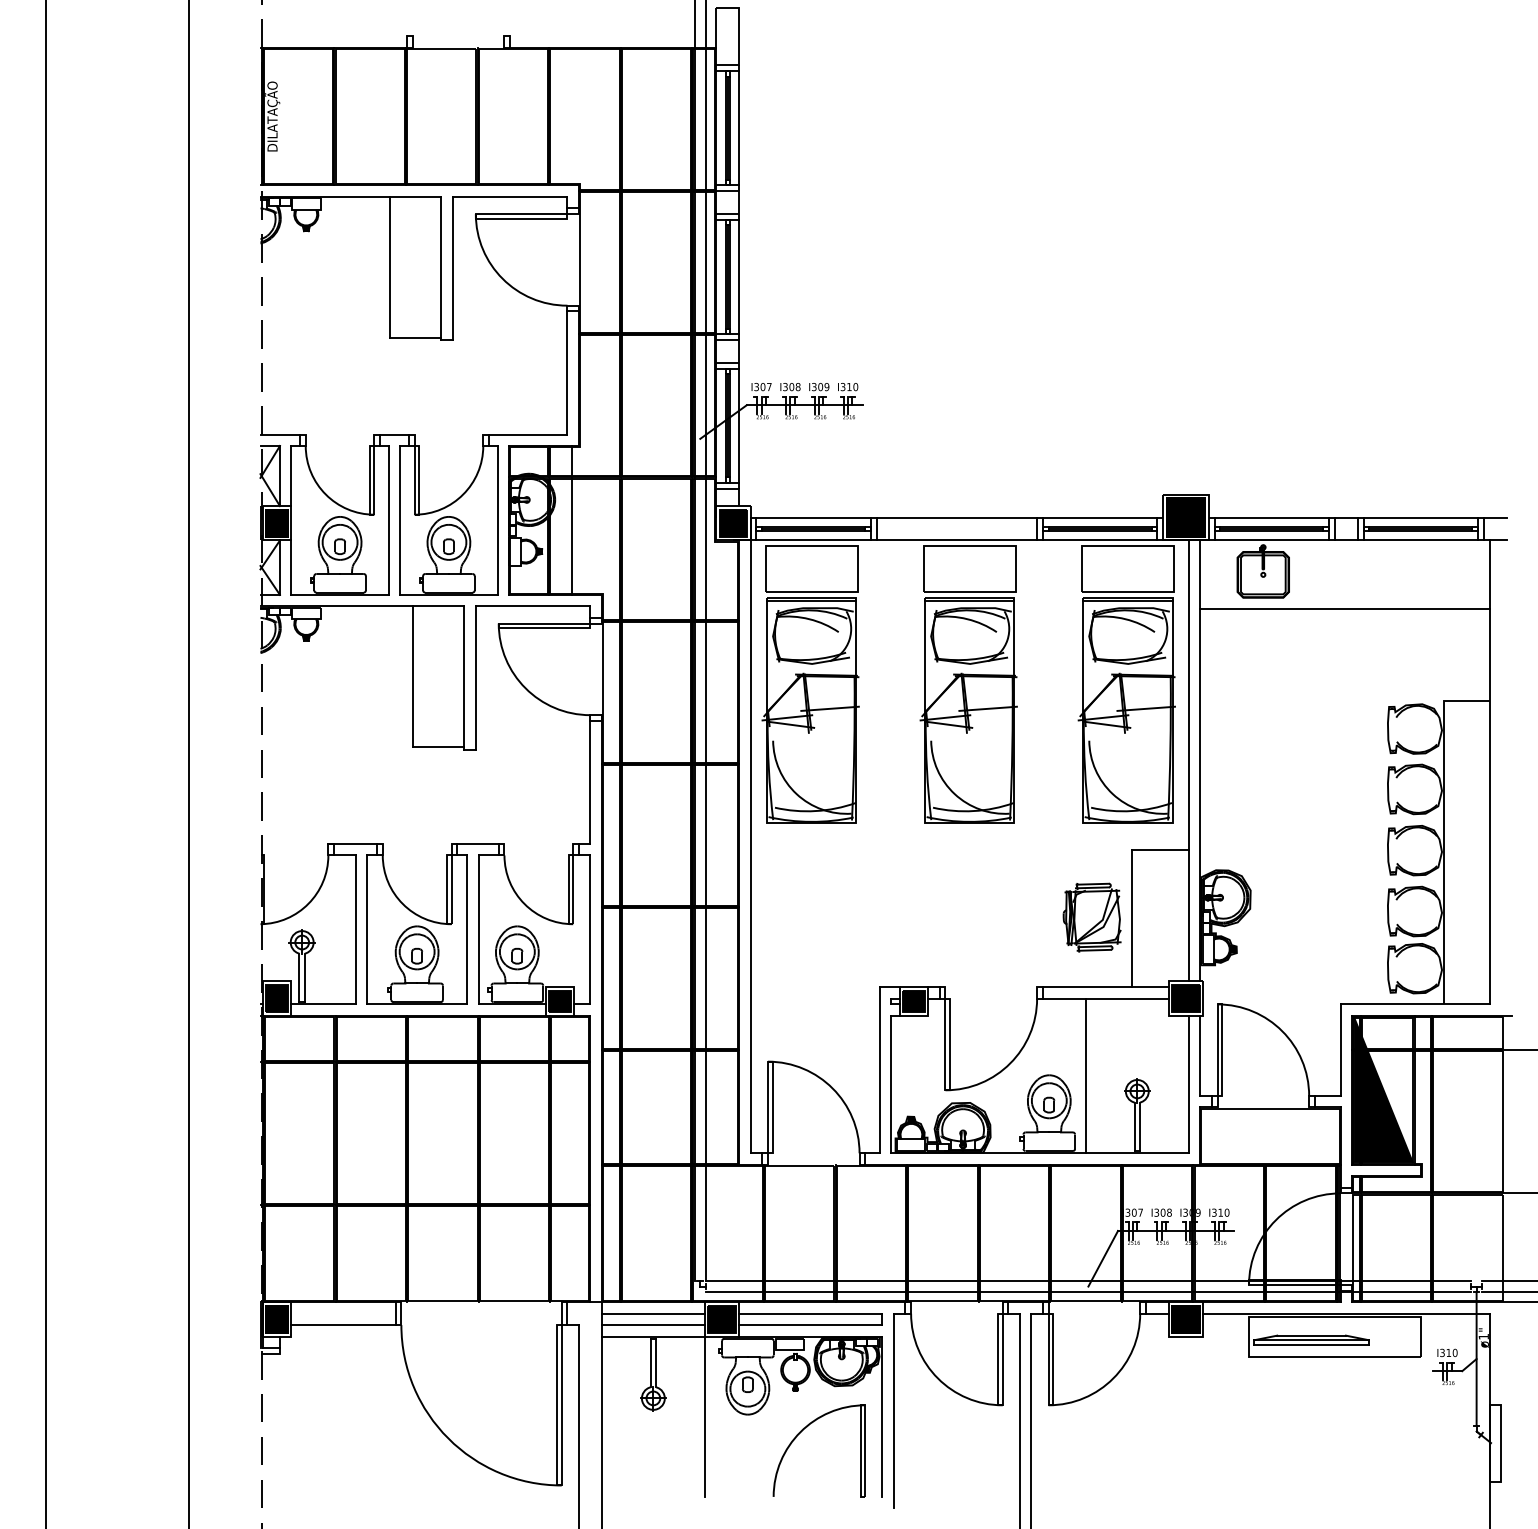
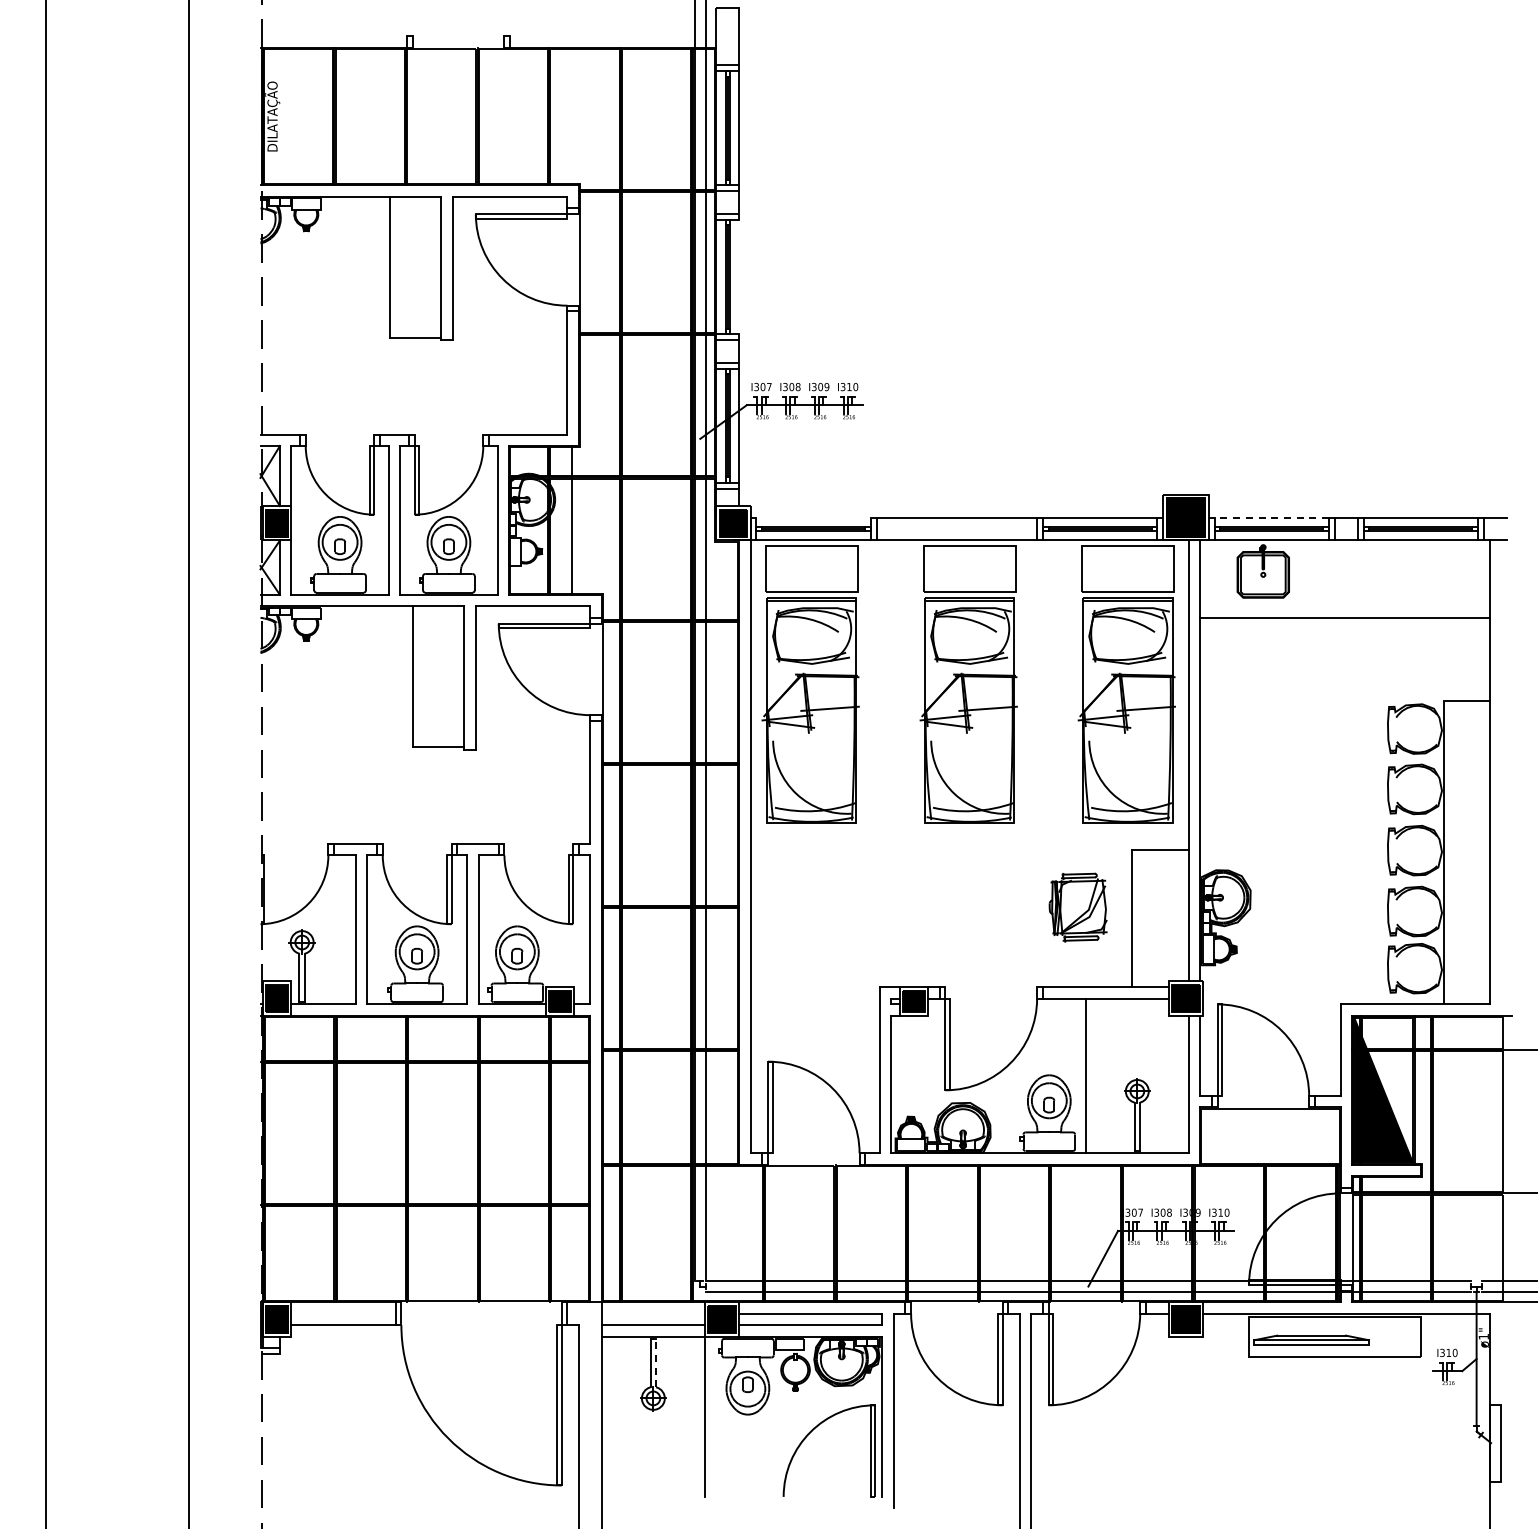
line: present -> none (739, 276)
line: present -> none (813, 517)
line: solid -> dashed (1271, 517)
line position: (1344, 609) -> (1344, 618) (1344, 618)
part position: (1091, 917) -> (1077, 907) (1077, 907)
line: present -> none (652, 1313)
line: solid -> dashed (656, 1362)
part position: (801, 1432) -> (811, 1432) (811, 1432)
